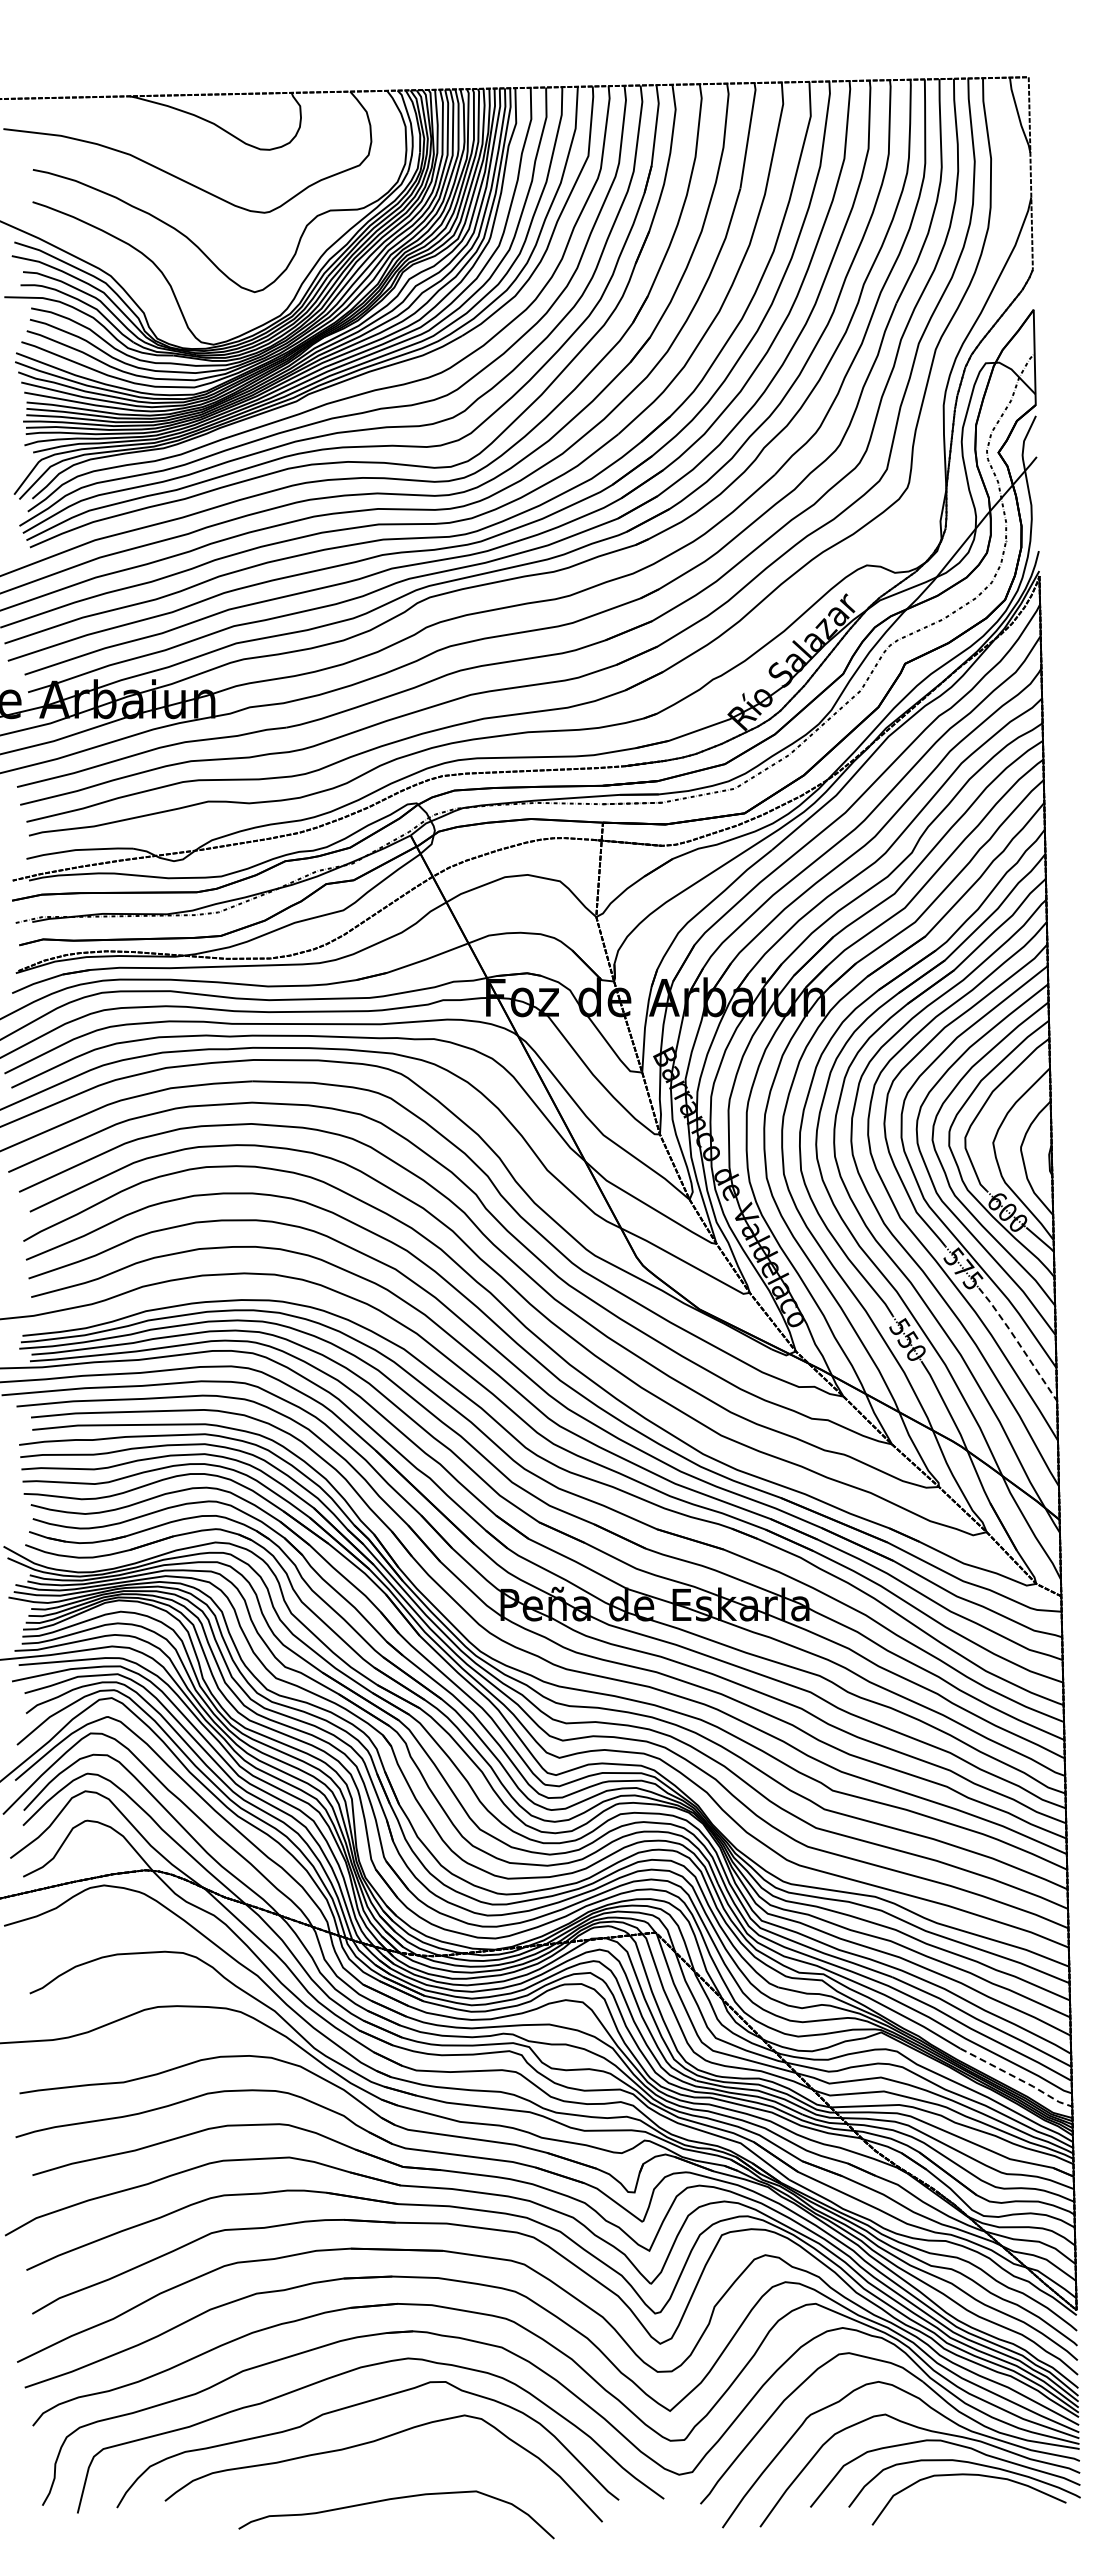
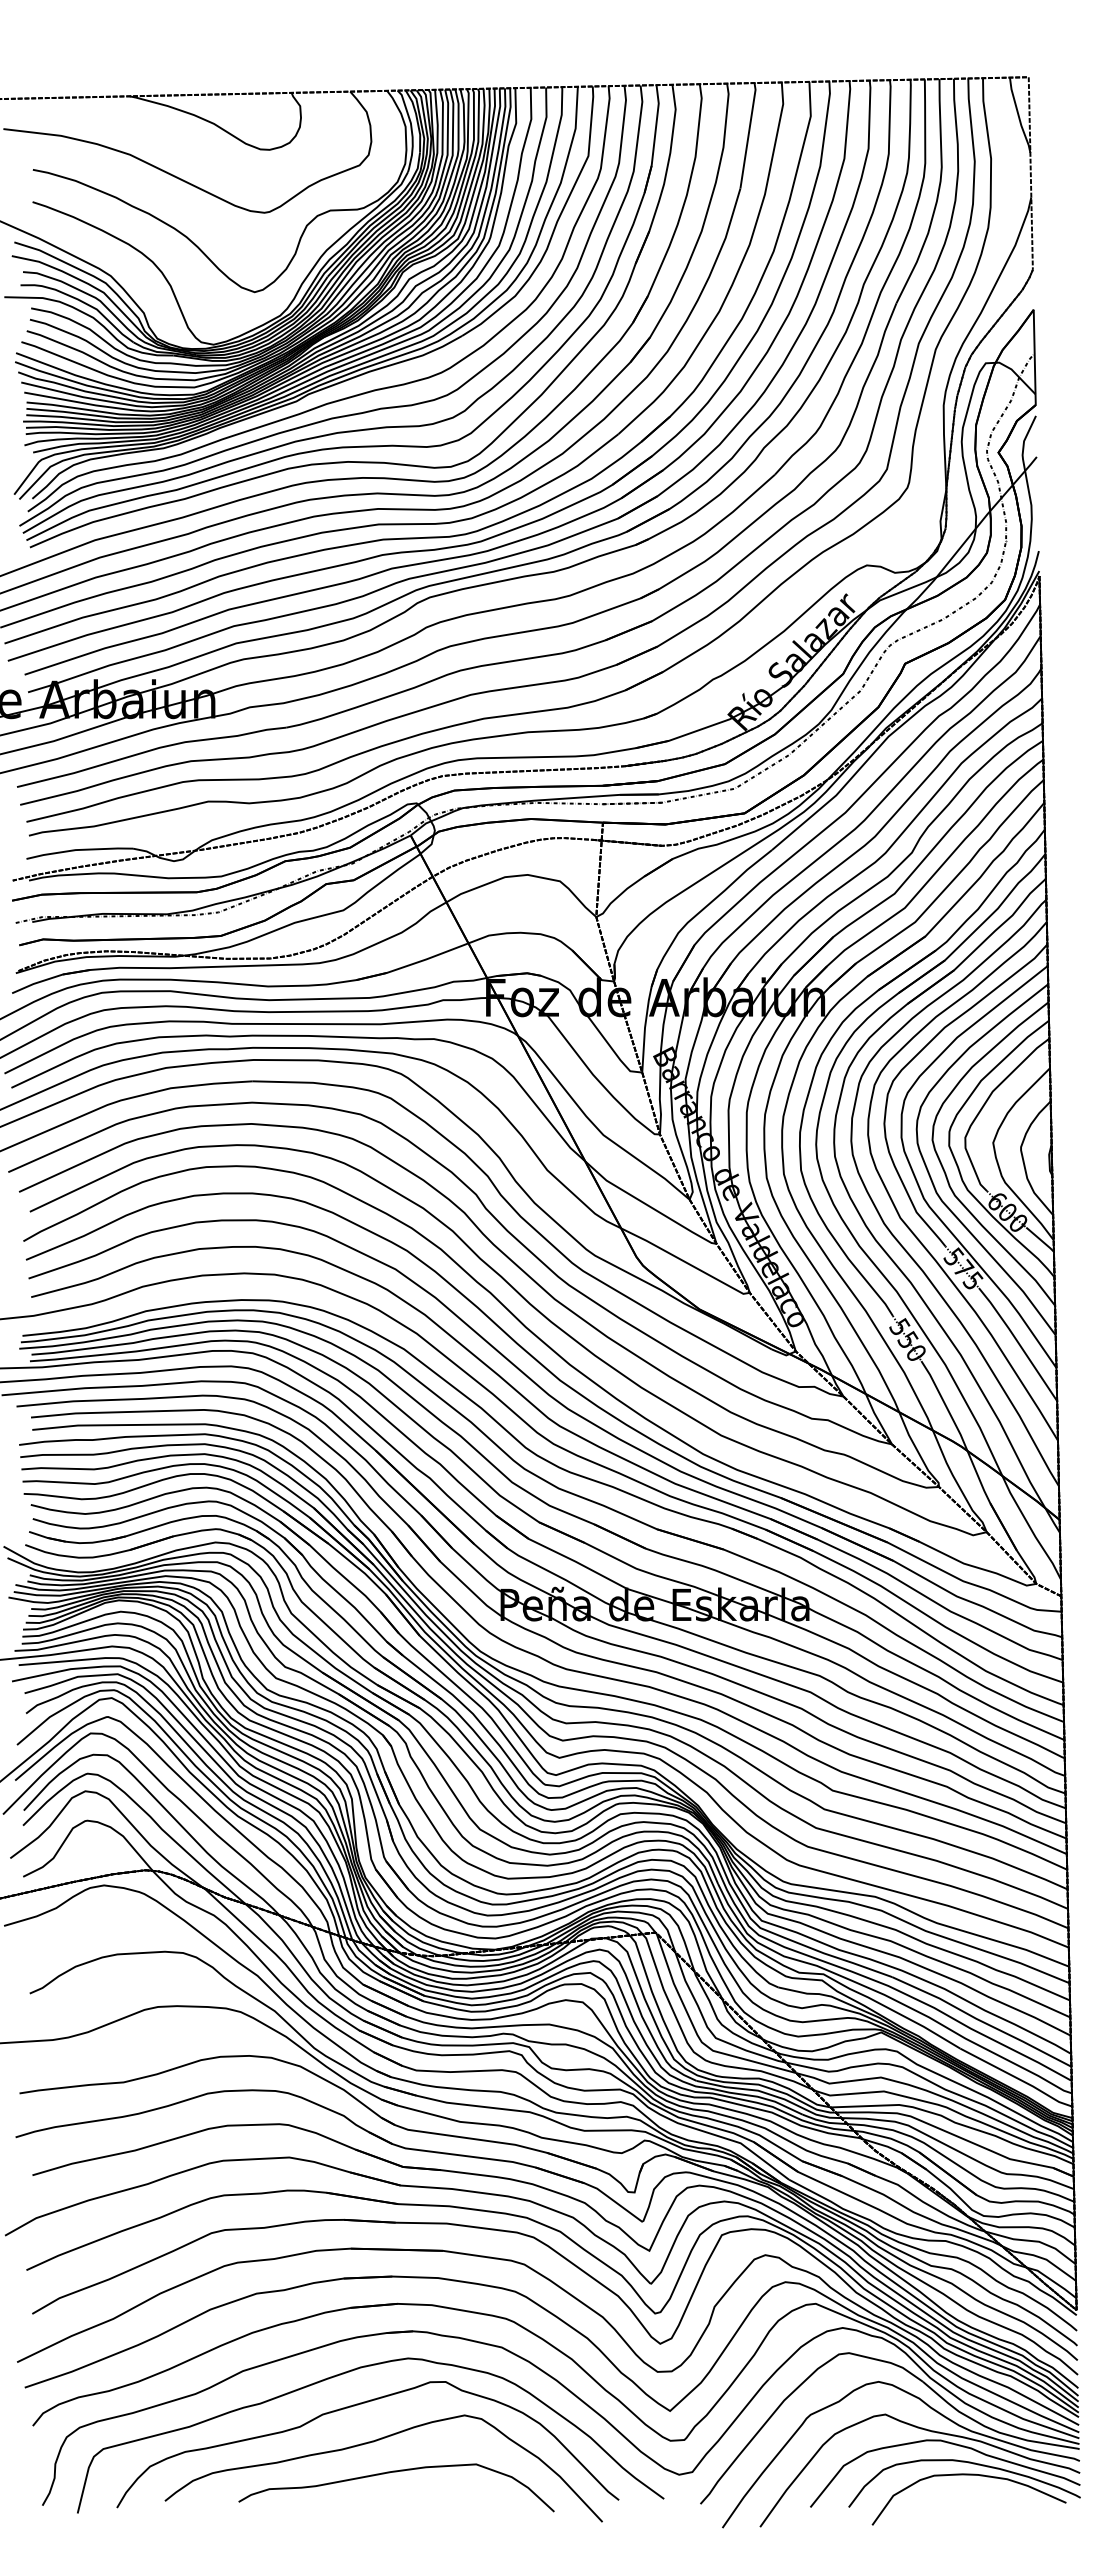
line: dashed -> solid (1018, 1343)
line: dashed -> solid (1017, 2078)
curve position: (396, 2499) -> (396, 2472) (396, 2472)
